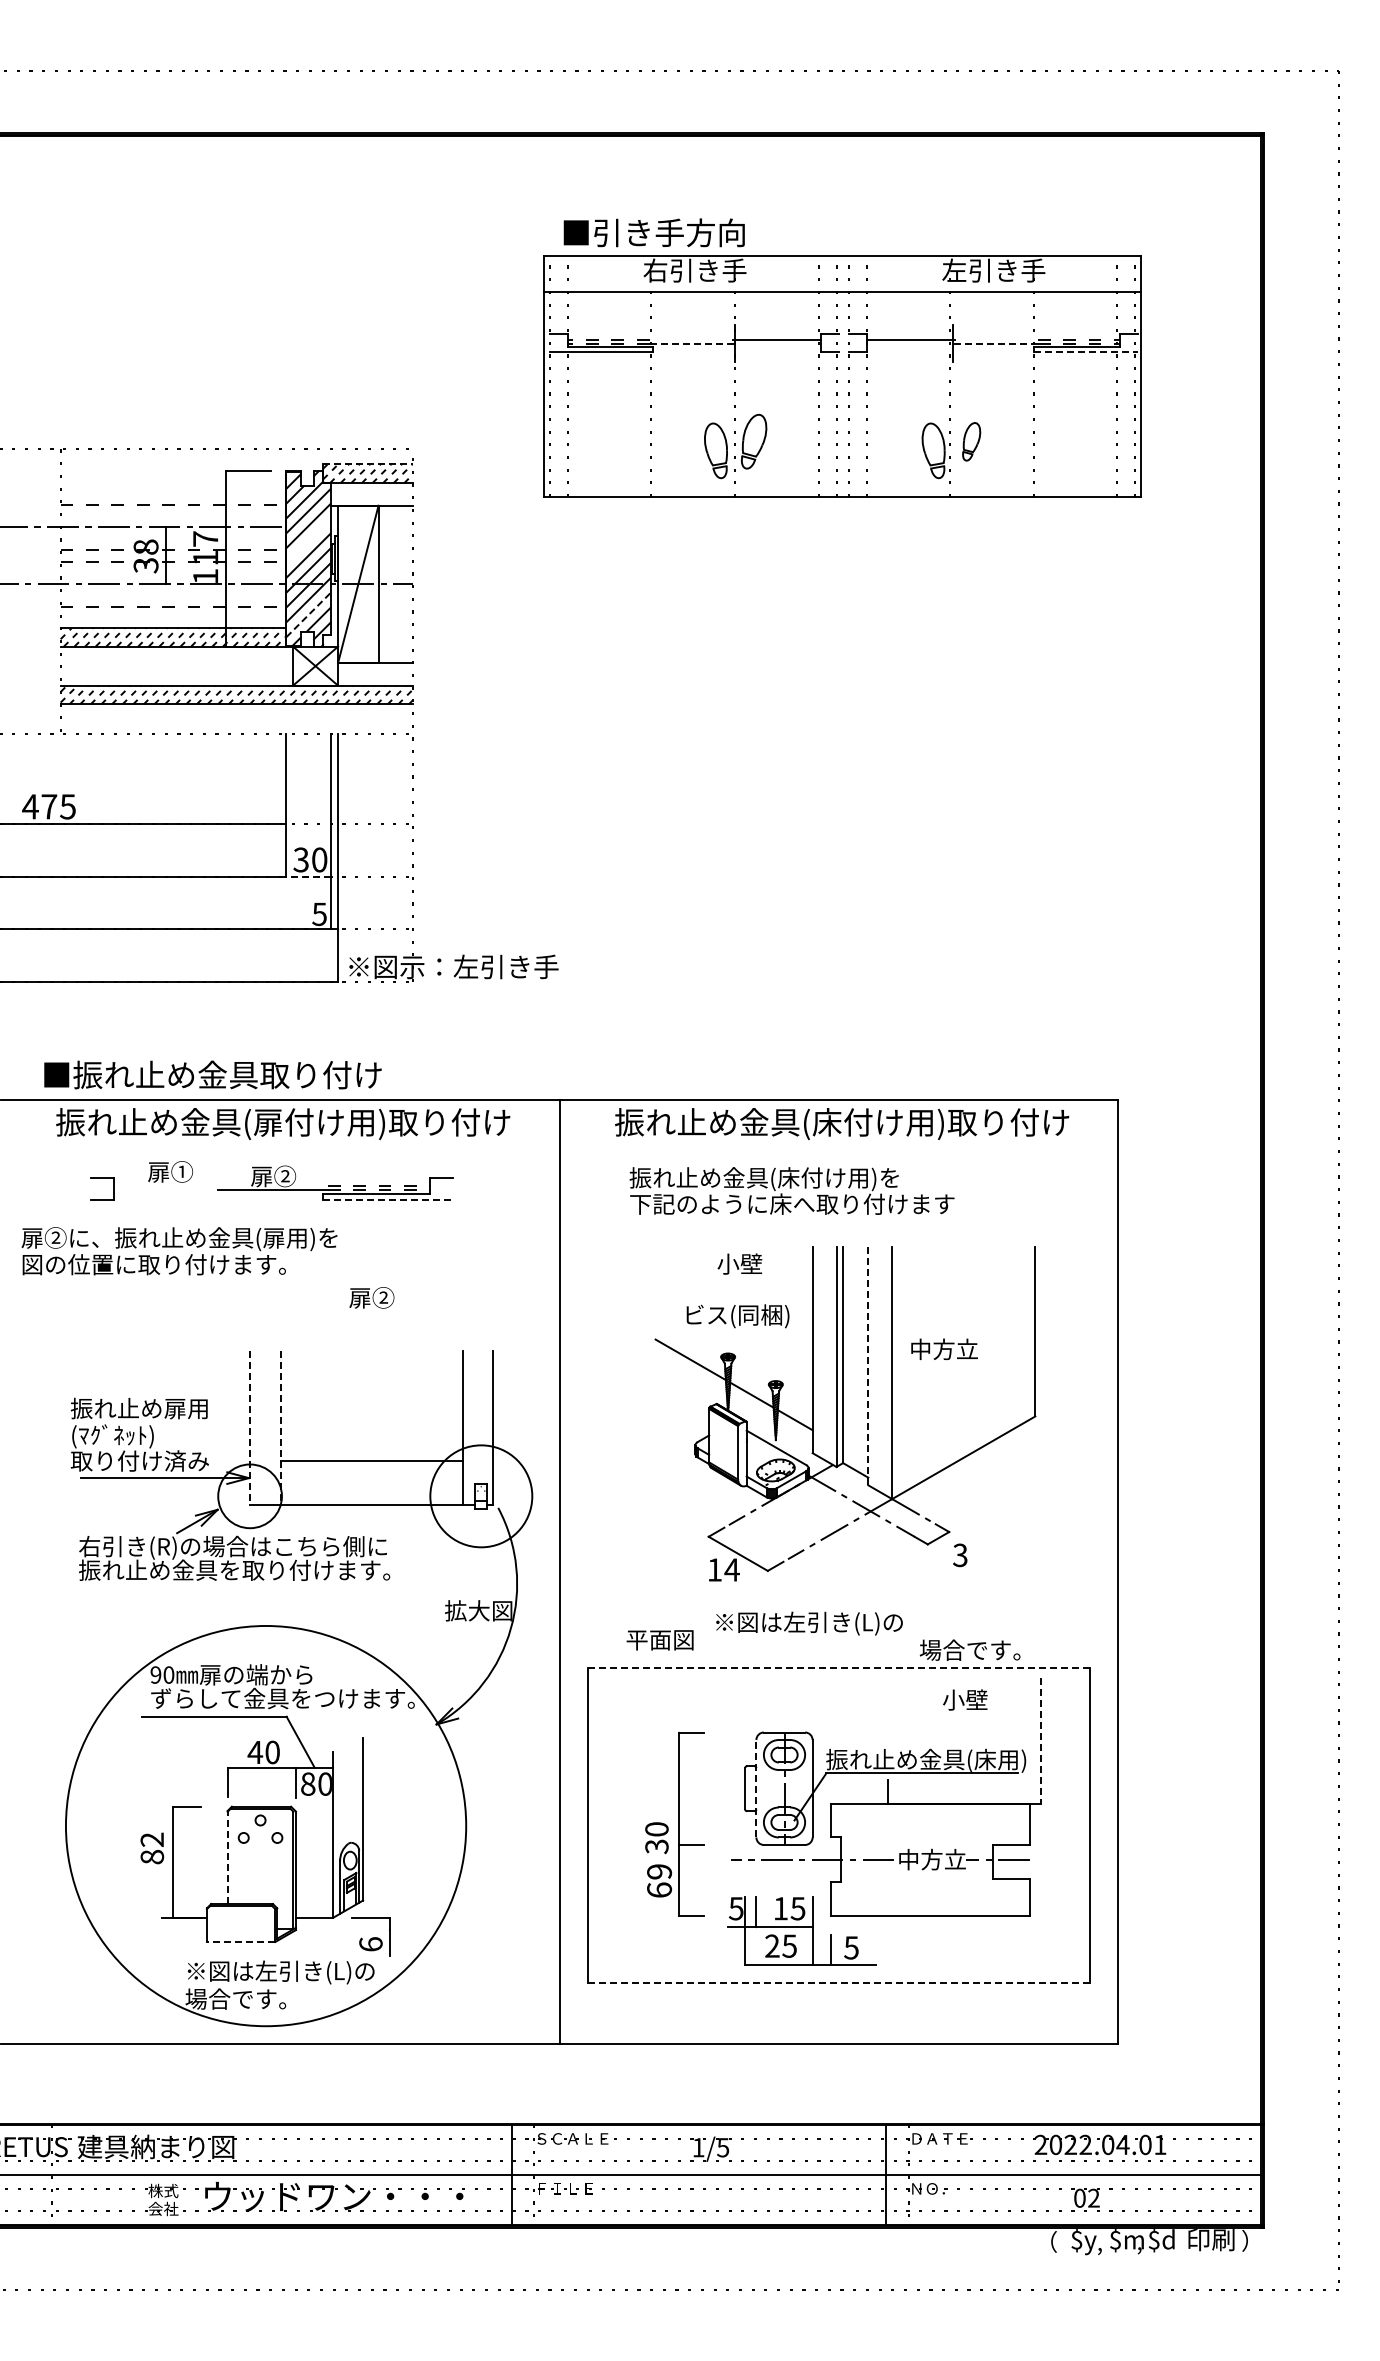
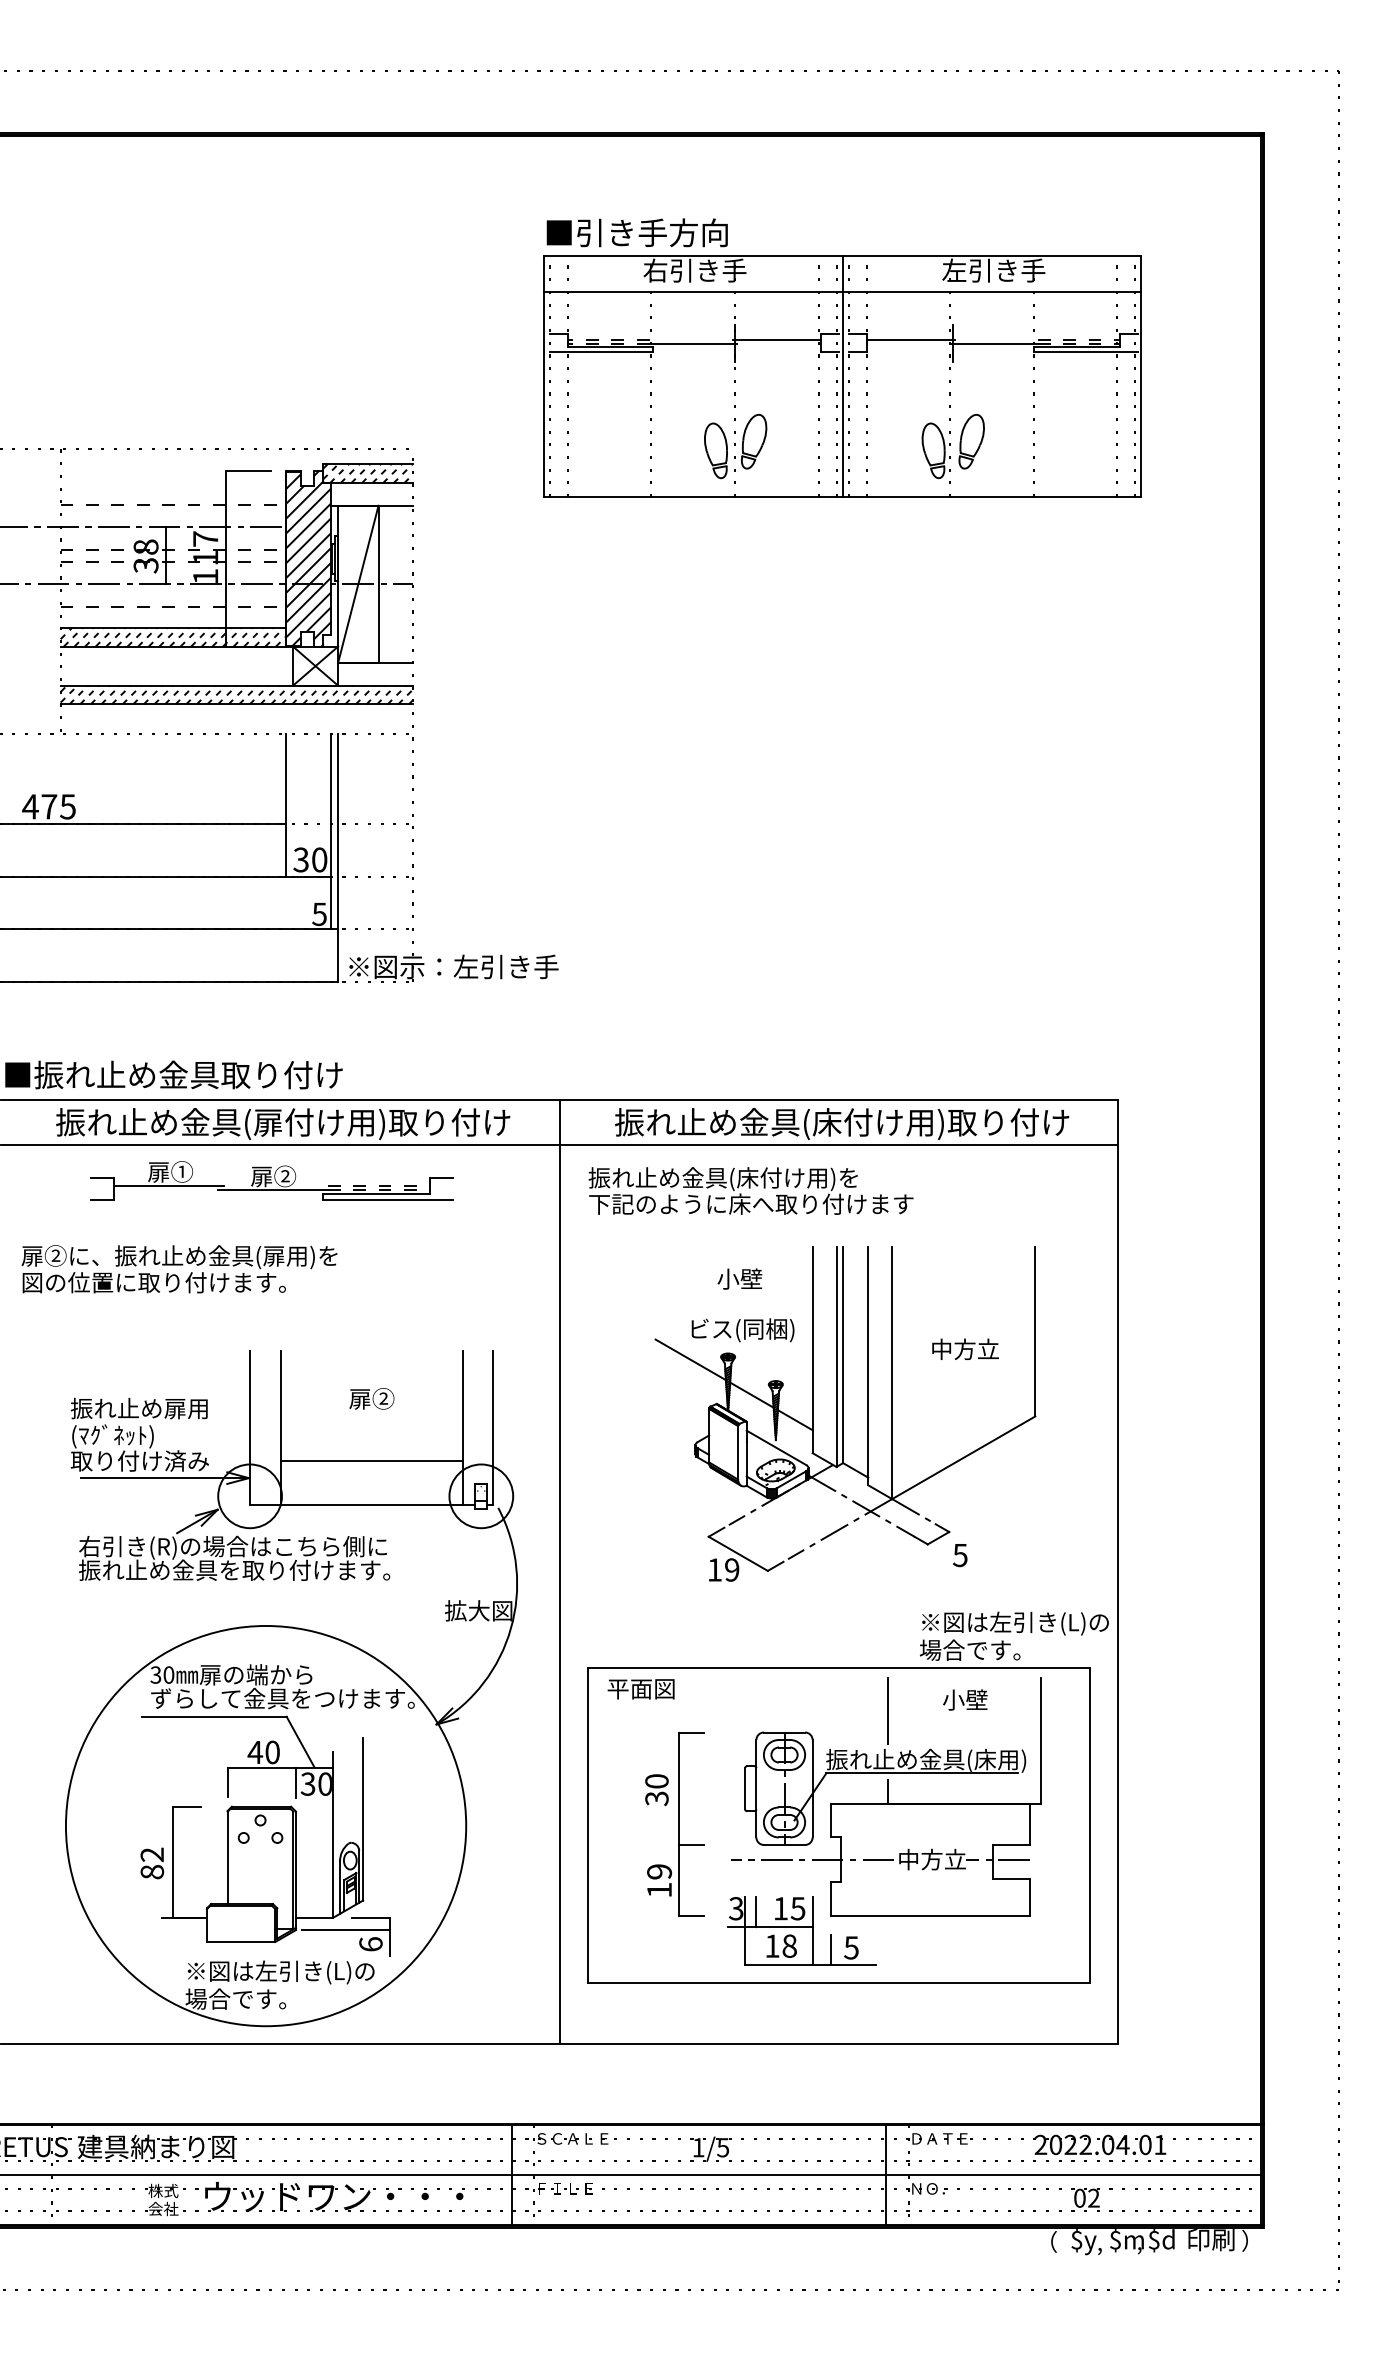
text position: (653, 232) -> (636, 232) (636, 232)
line: dashed -> solid (693, 343)
line: dashed -> solid (994, 343)
line: dashed -> solid (1086, 352)
line: none -> present (842, 376)
part size: 20x40 px -> 27x56 px (971, 441)
line: dashed -> solid (368, 464)
line: none -> present (308, 540)
line: dashed -> solid (308, 614)
line: dashed -> solid (307, 876)
text position: (212, 1074) -> (173, 1074) (173, 1074)
line: none -> present (560, 1145)
line: none -> present (168, 1185)
text position: (791, 1190) -> (750, 1190) (750, 1190)
line: dashed -> solid (388, 1200)
text position: (179, 1251) -> (179, 1269) (179, 1269)
text position: (739, 1263) -> (739, 1278) (739, 1278)
text position: (371, 1297) -> (371, 1398) (371, 1398)
text position: (737, 1316) -> (742, 1330) (742, 1330)
text position: (944, 1348) -> (965, 1348) (965, 1348)
line: dashed -> solid (868, 1366)
line: dashed -> solid (250, 1428)
line: dashed -> solid (280, 1428)
circle diameter: 102 px -> 64 px (481, 1496)
text: 3 -> 5 (960, 1554)
text: 14 -> 19 (731, 1569)
text position: (809, 1623) -> (1015, 1623) (1015, 1623)
text position: (659, 1640) -> (640, 1689) (640, 1689)
line: dashed -> solid (839, 1668)
text: 90 -> 30 (155, 1674)
line: none -> present (887, 1710)
line: dashed -> solid (1041, 1740)
text: 80 -> 30 (307, 1783)
line: dashed -> solid (756, 1788)
text position: (656, 1838) -> (656, 1790) (656, 1790)
text position: (152, 1848) -> (152, 1863) (152, 1863)
line: dashed -> solid (227, 1857)
text: 69 -> 19 (659, 1889)
text: 5 -> 3 (736, 1908)
line: none -> present (345, 1930)
line: dashed -> solid (240, 1942)
text: 25 -> 18 (780, 1945)
line: dashed -> solid (838, 1983)
